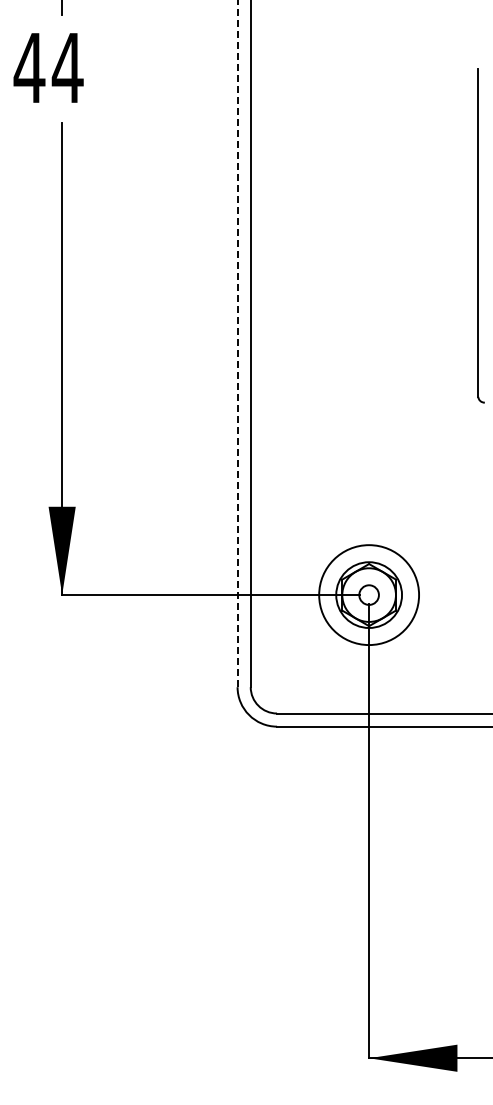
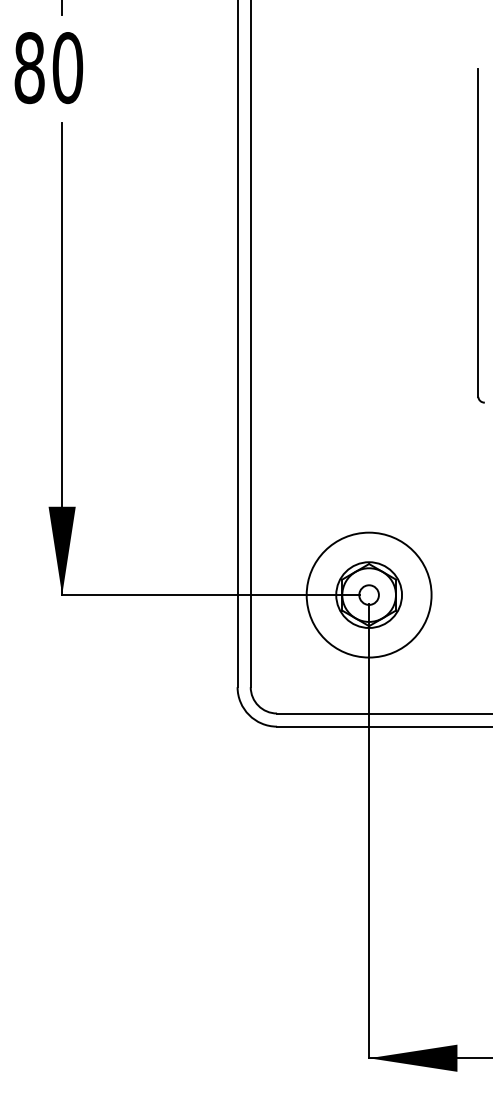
text: 44 -> 80 (48, 68)
line: dashed -> solid (237, 343)
circle diameter: 100 px -> 125 px (368, 594)
